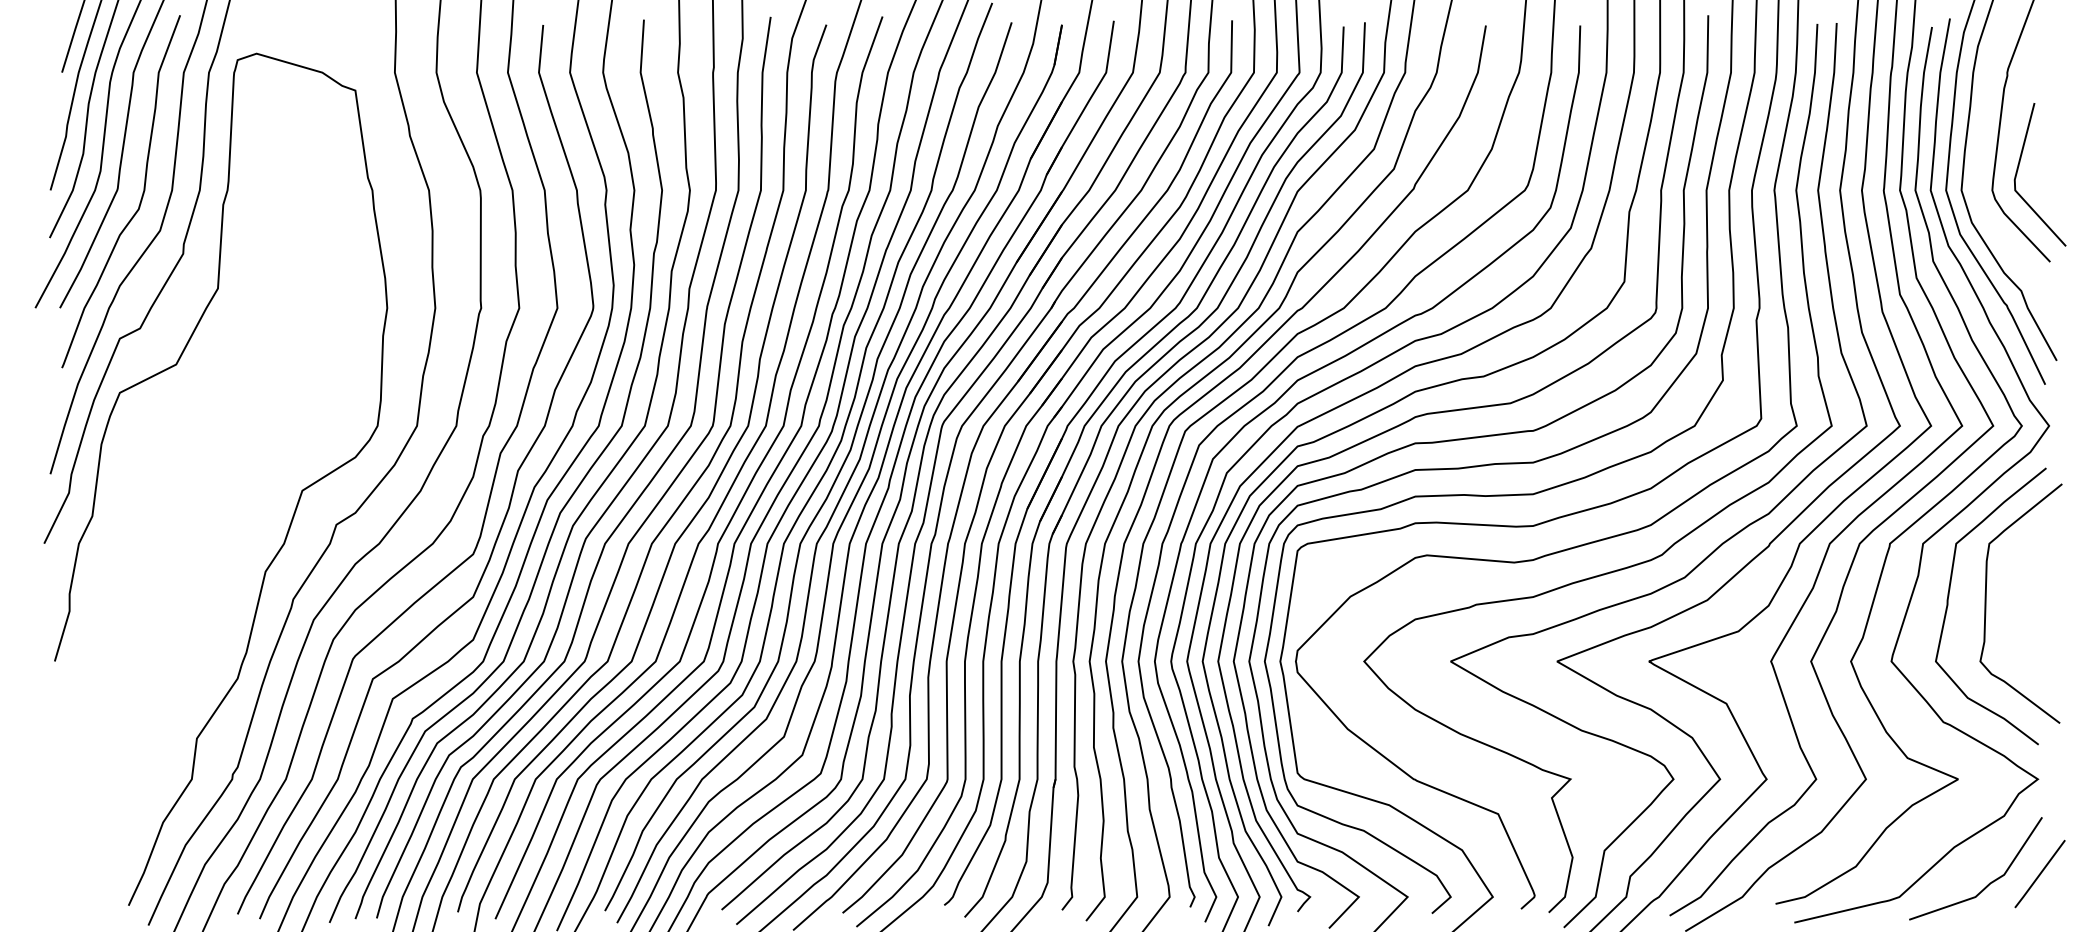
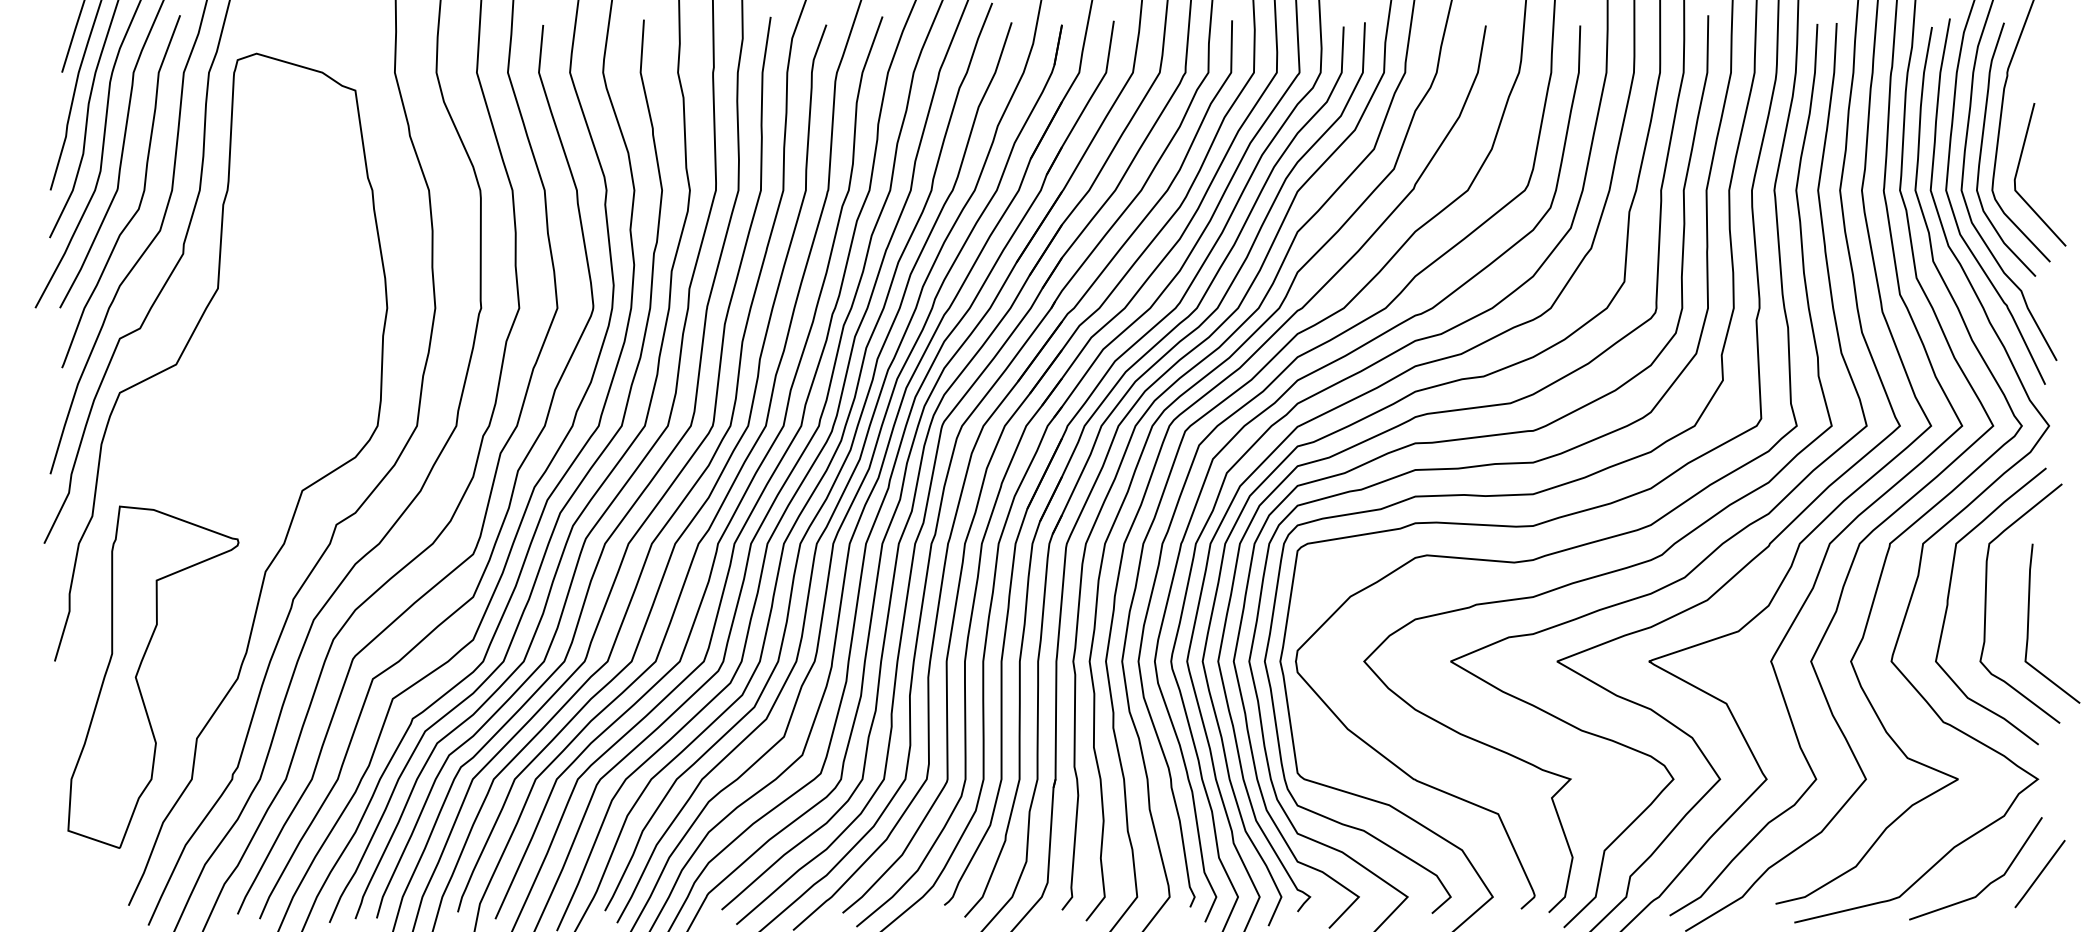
curve: none -> present (1982, 148)
line: none -> present (2029, 621)
part: none -> present (139, 670)
